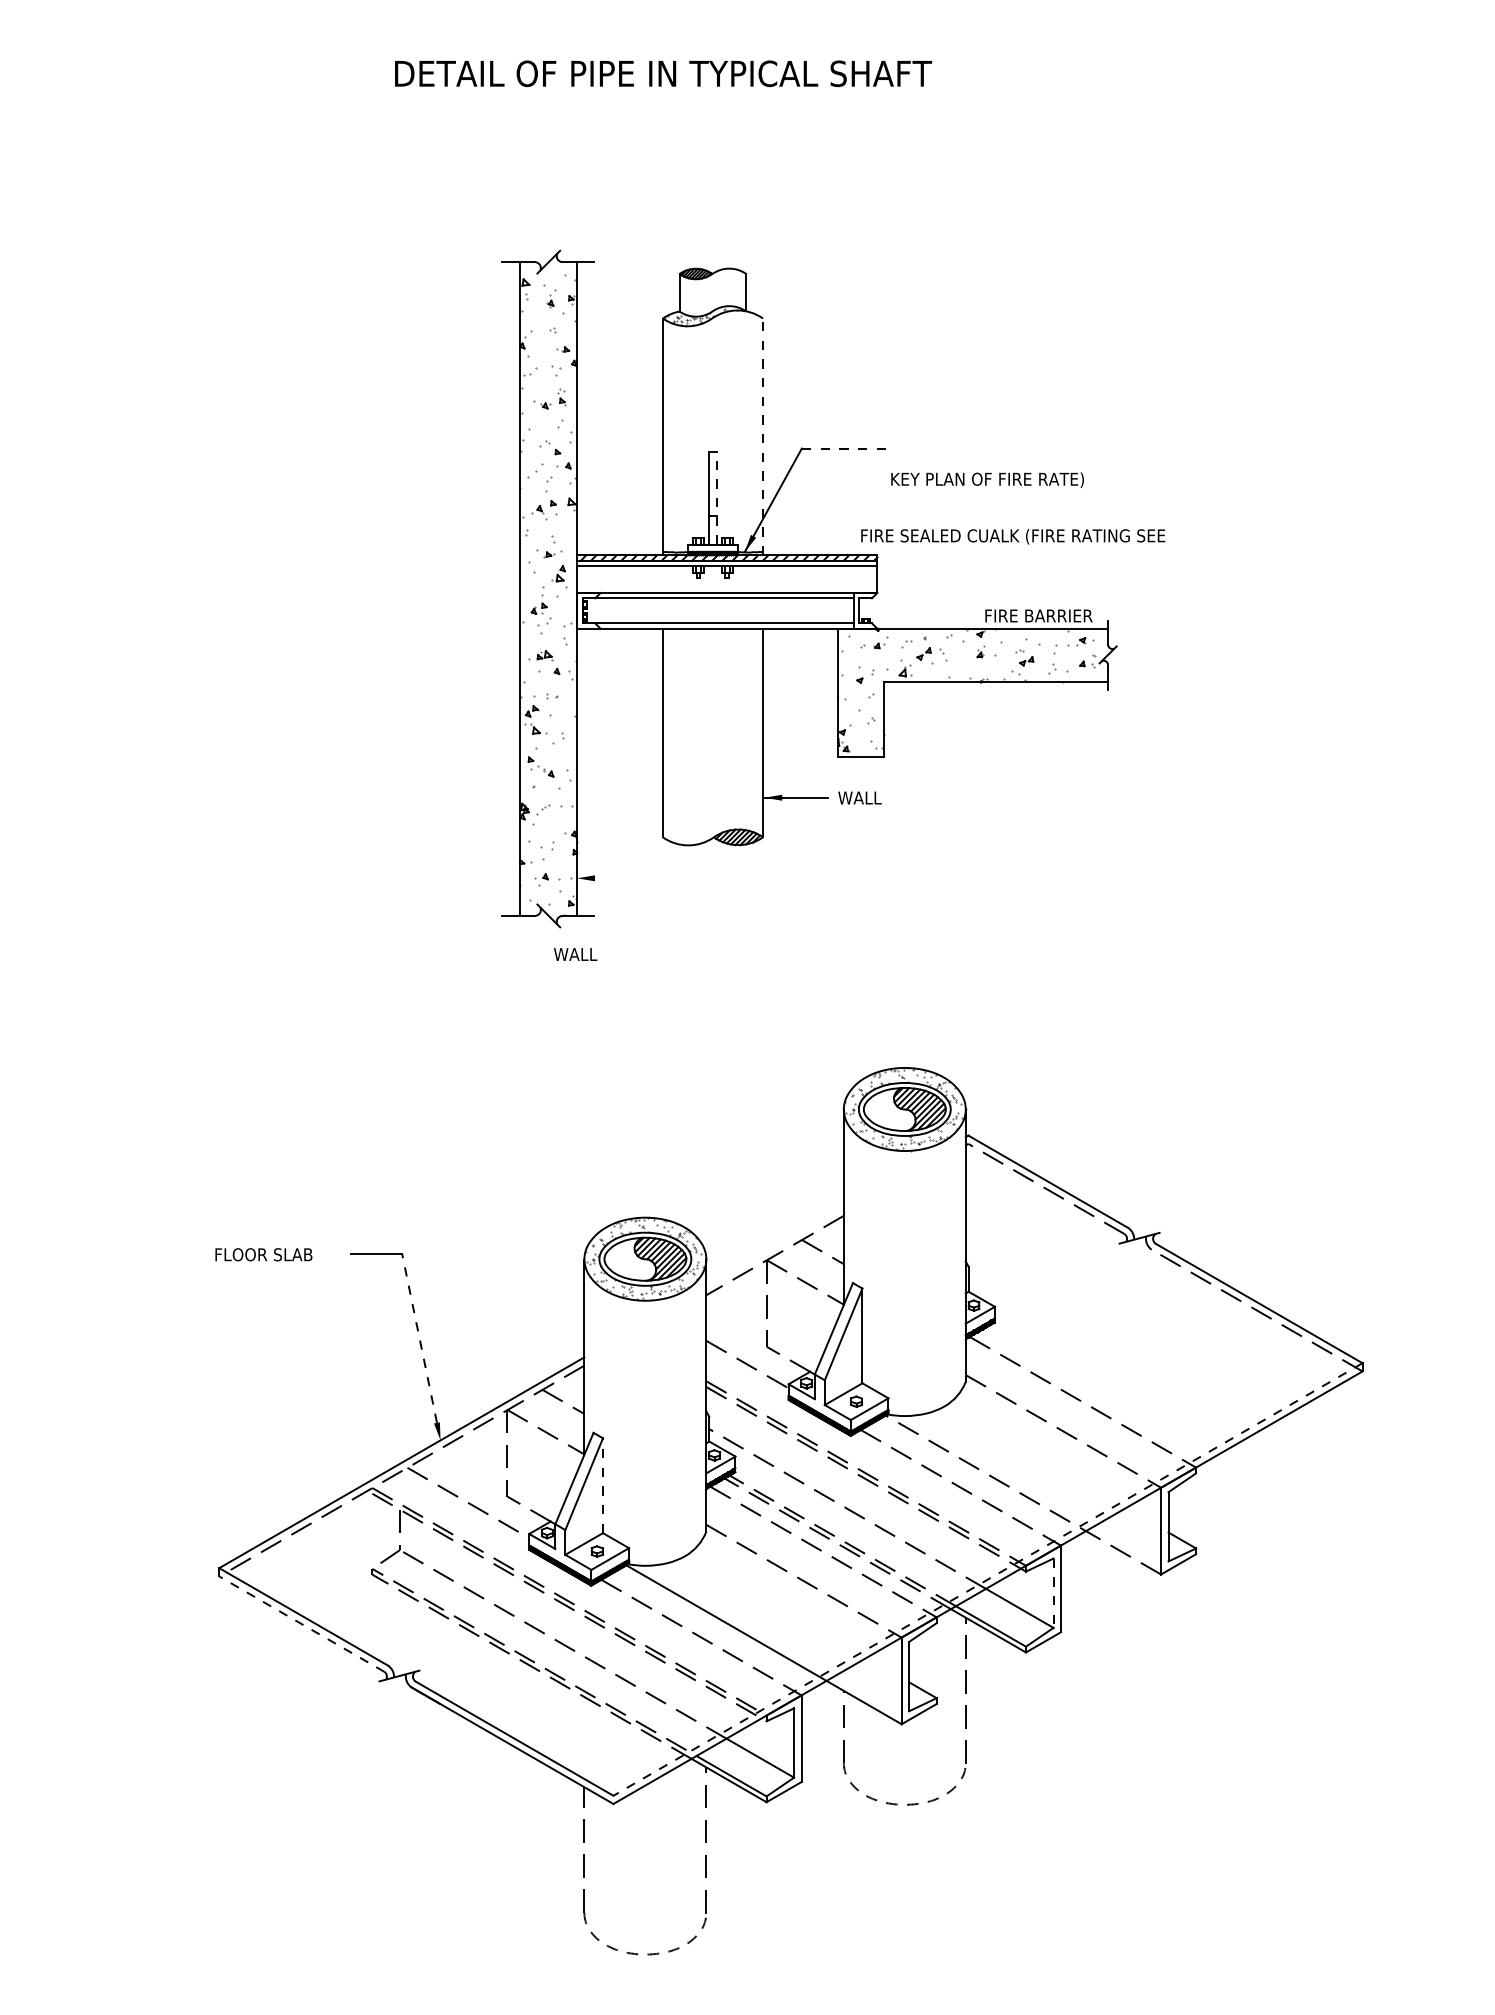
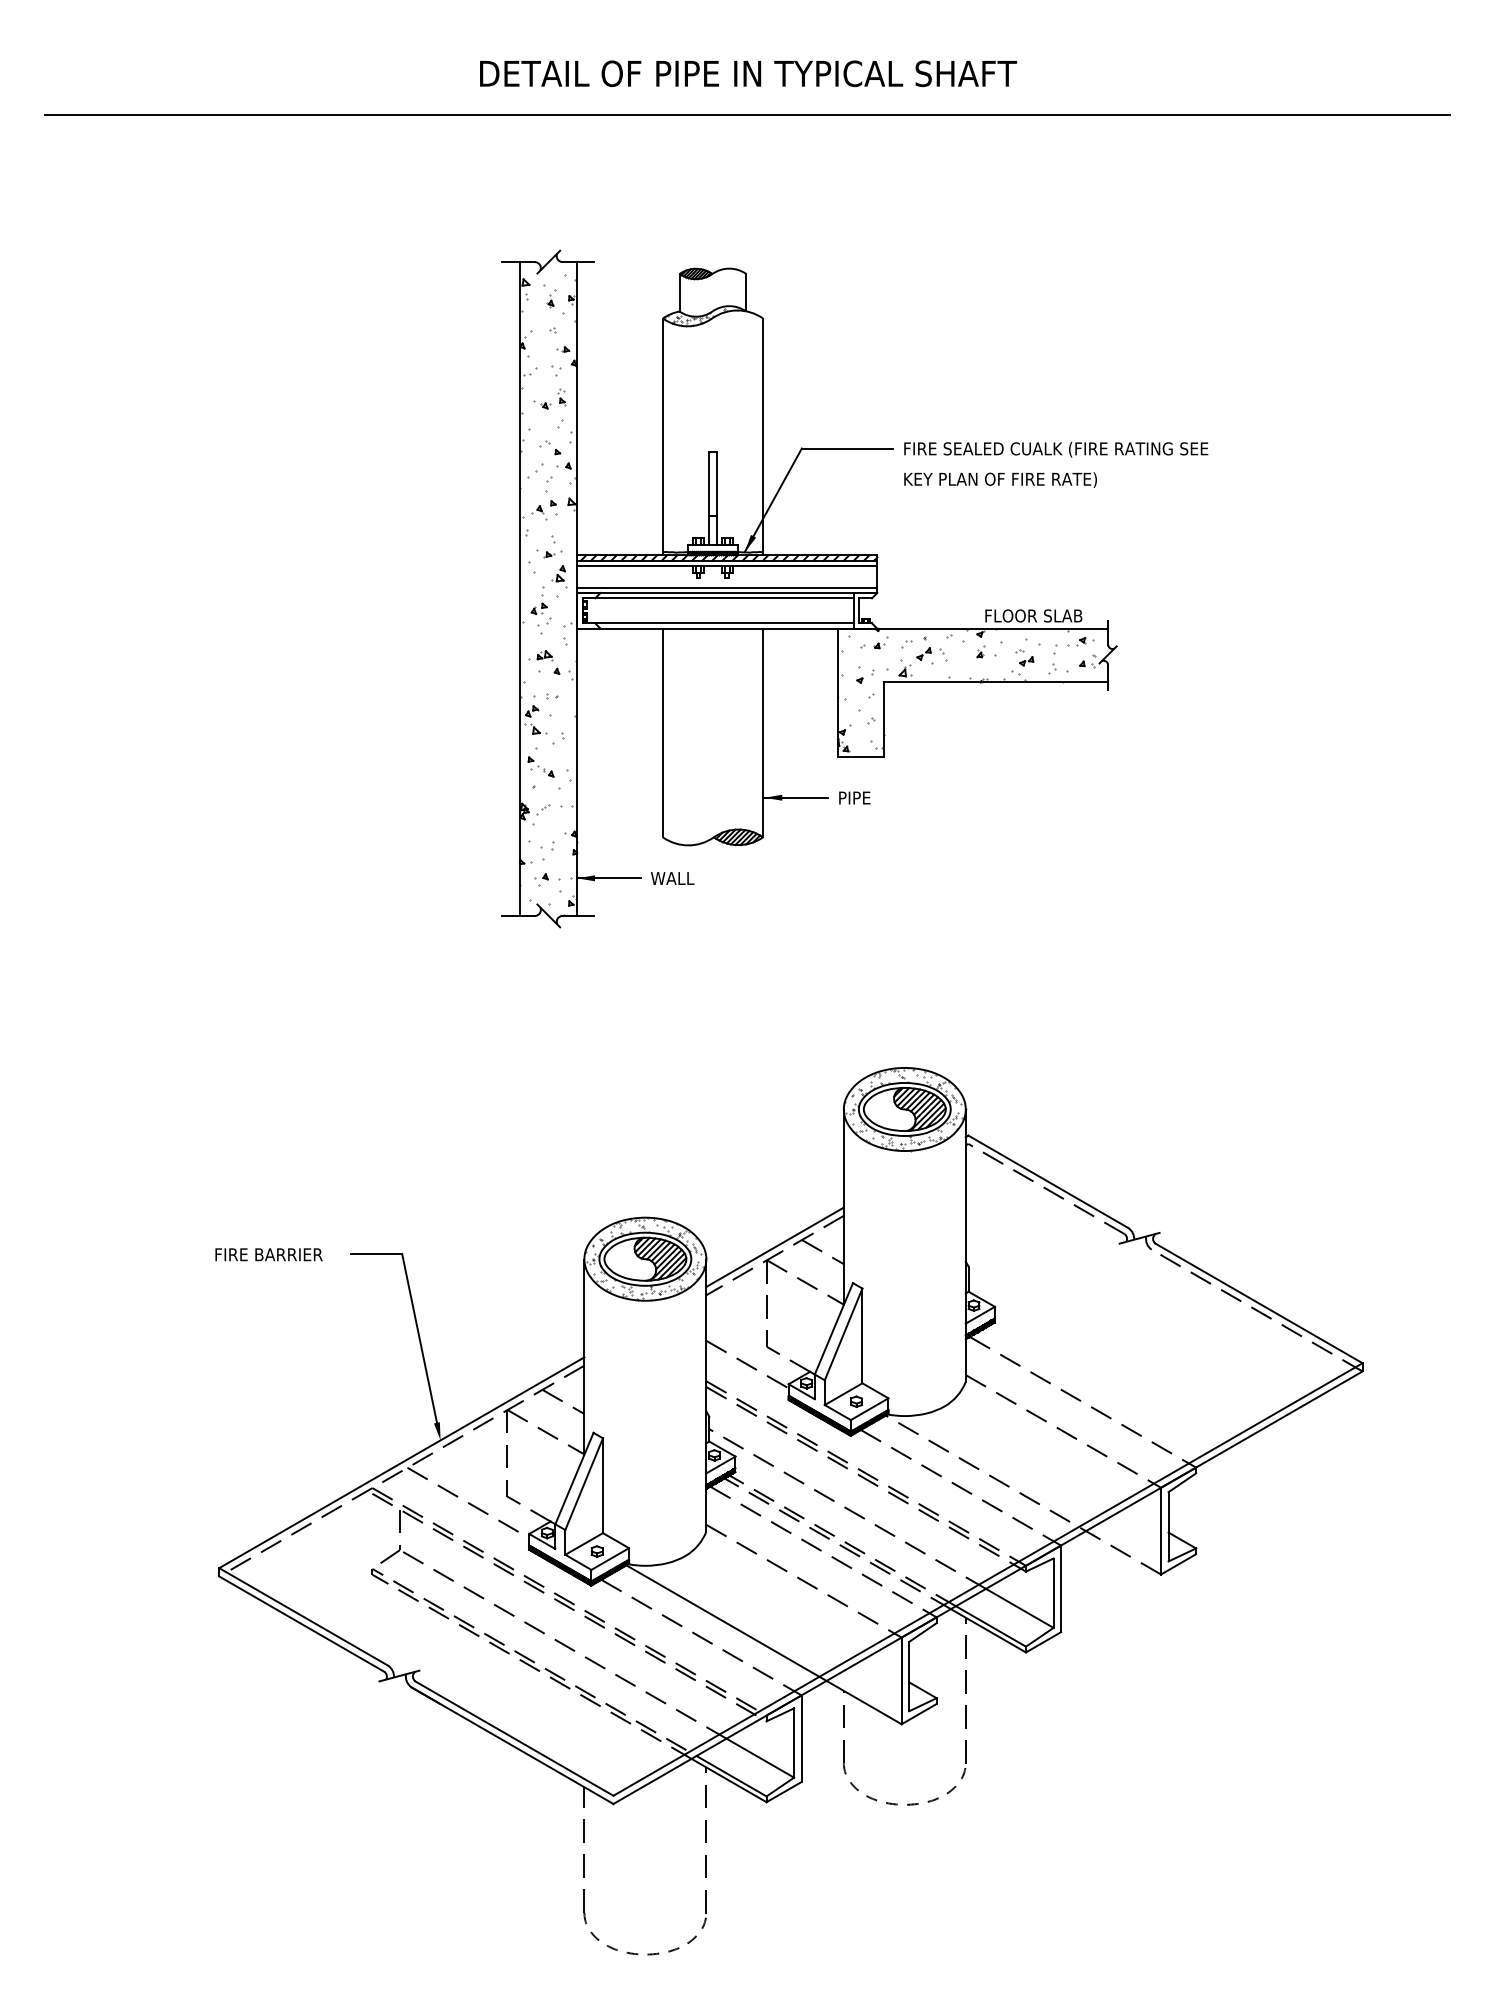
text position: (663, 73) -> (748, 73) (748, 73)
line: none -> present (747, 114)
line: dashed -> solid (763, 436)
line: dashed -> solid (847, 448)
text position: (987, 479) -> (1000, 479) (1000, 479)
line: dashed -> solid (716, 497)
text position: (1013, 536) -> (1056, 449) (1056, 449)
line: none -> present (727, 587)
text: FIRE BARRIER -> FLOOR SLAB (1044, 615)
text: WALL -> PIPE (859, 797)
line: none -> present (609, 878)
text position: (575, 954) -> (672, 878) (672, 878)
line: none -> present (774, 1246)
text: FLOOR SLAB -> FIRE BARRIER (274, 1254)
line: dashed -> solid (419, 1338)
line: dashed -> solid (602, 1485)
line: dashed -> solid (988, 1579)
line: dashed -> solid (1053, 1593)
line: dashed -> solid (301, 1623)
